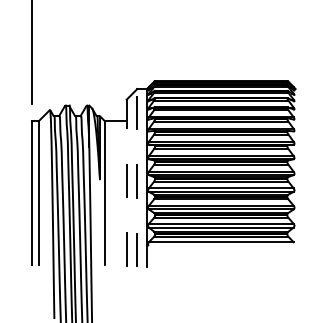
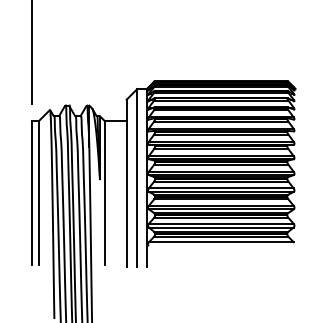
line: dashed -> solid (137, 177)
line: dashed -> solid (126, 182)
